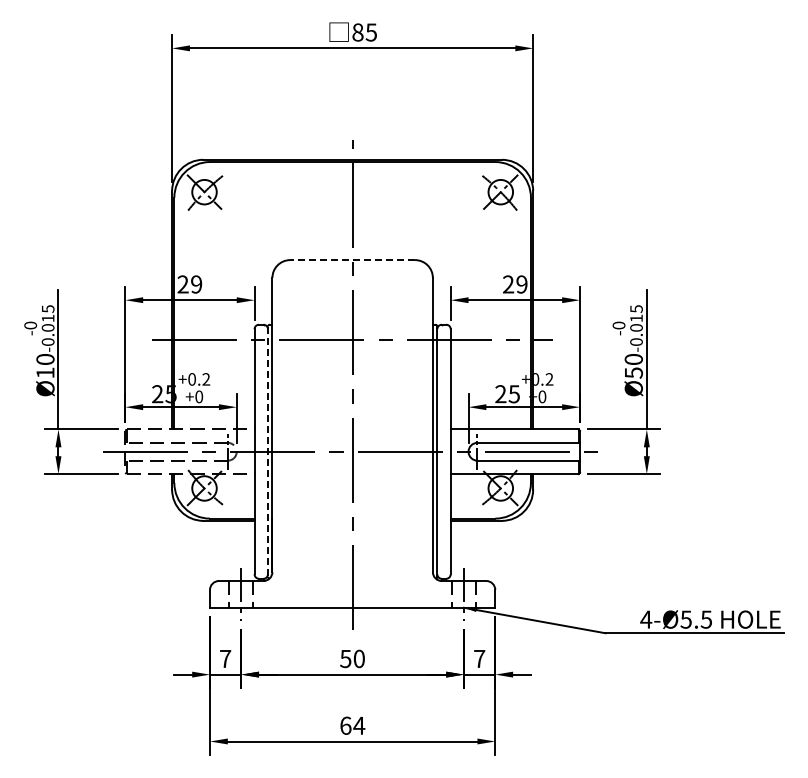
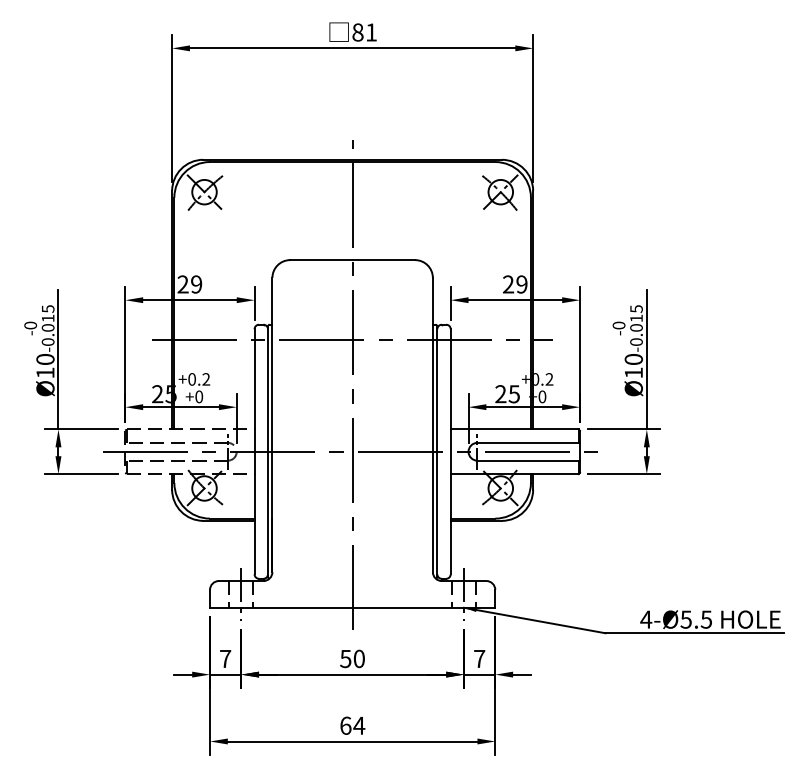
text: 85 -> 81 (370, 32)
line: dashed -> solid (352, 260)
text: Ø50 -> Ø10 (633, 372)
line: dashed -> solid (267, 452)
